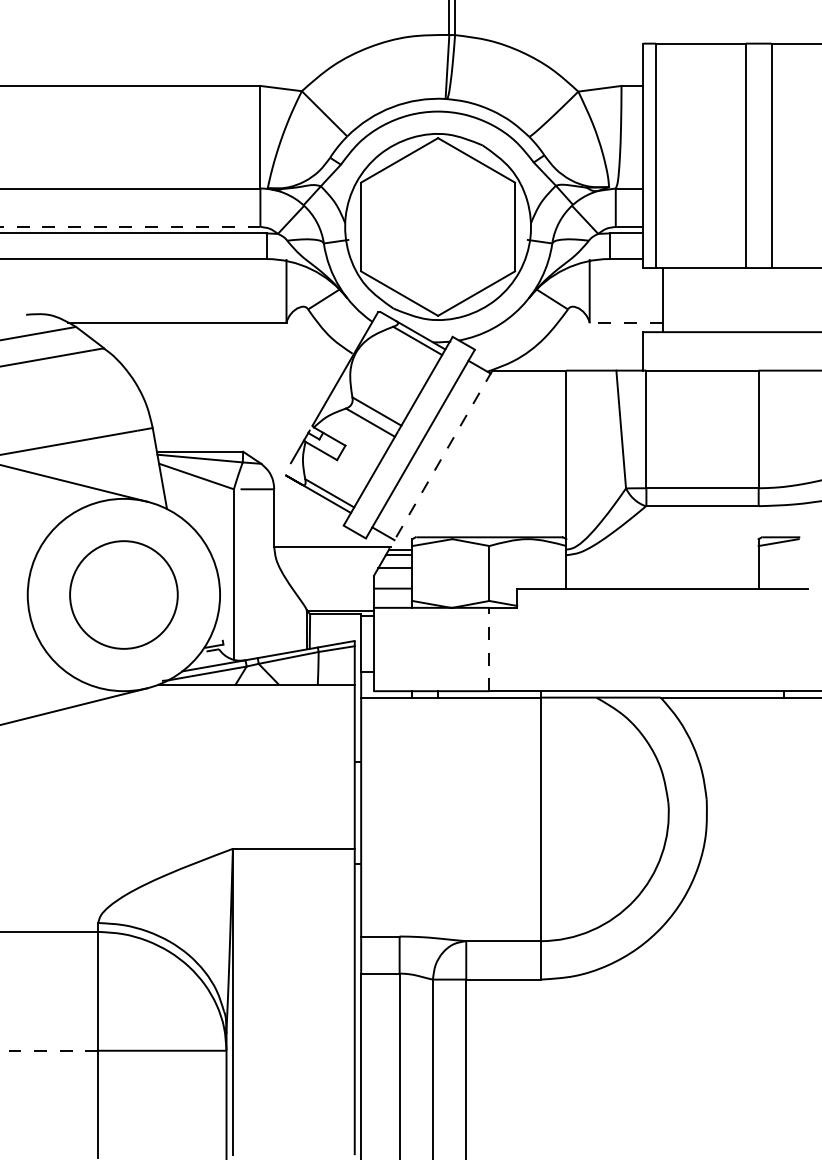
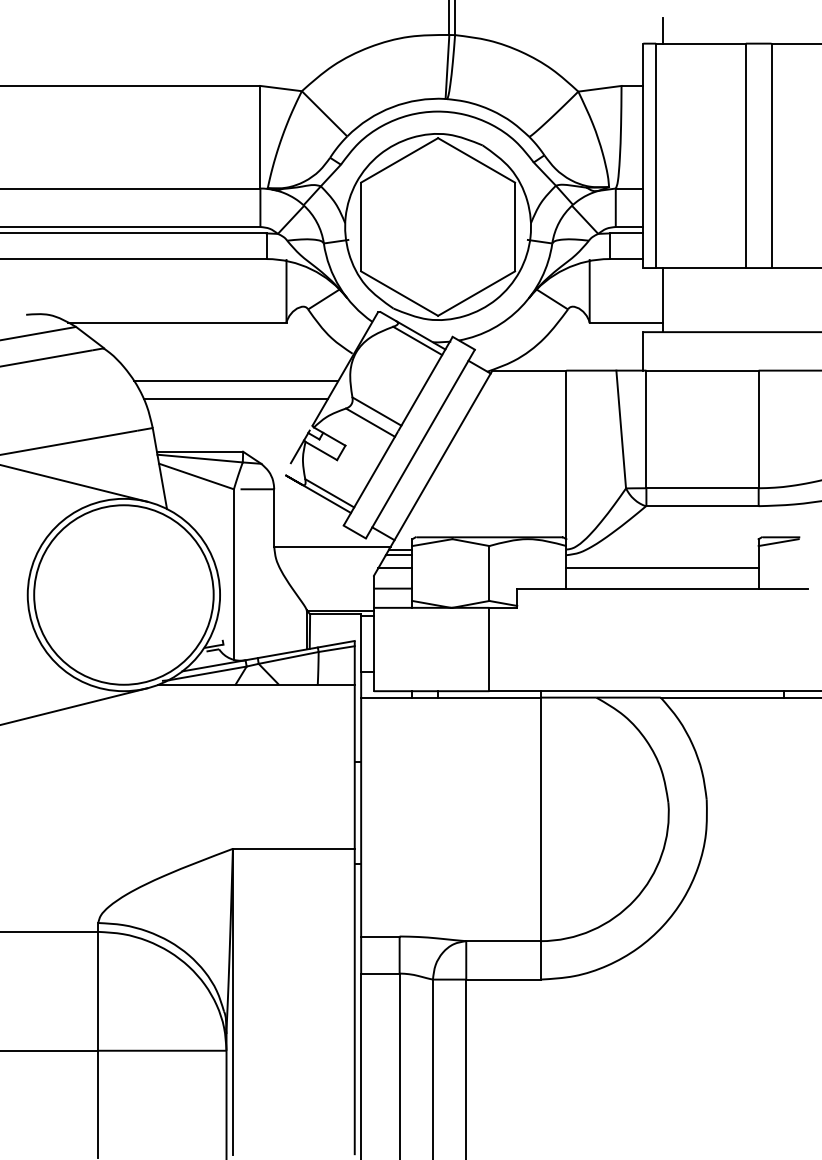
line: none -> present (662, 30)
line: dashed -> solid (130, 227)
line: dashed -> solid (625, 323)
line: none -> present (236, 380)
line: none -> present (235, 398)
line: dashed -> solid (440, 460)
line: none -> present (662, 568)
circle diameter: 108 px -> 180 px (123, 594)
line: dashed -> solid (489, 649)
line: dashed -> solid (49, 1050)
